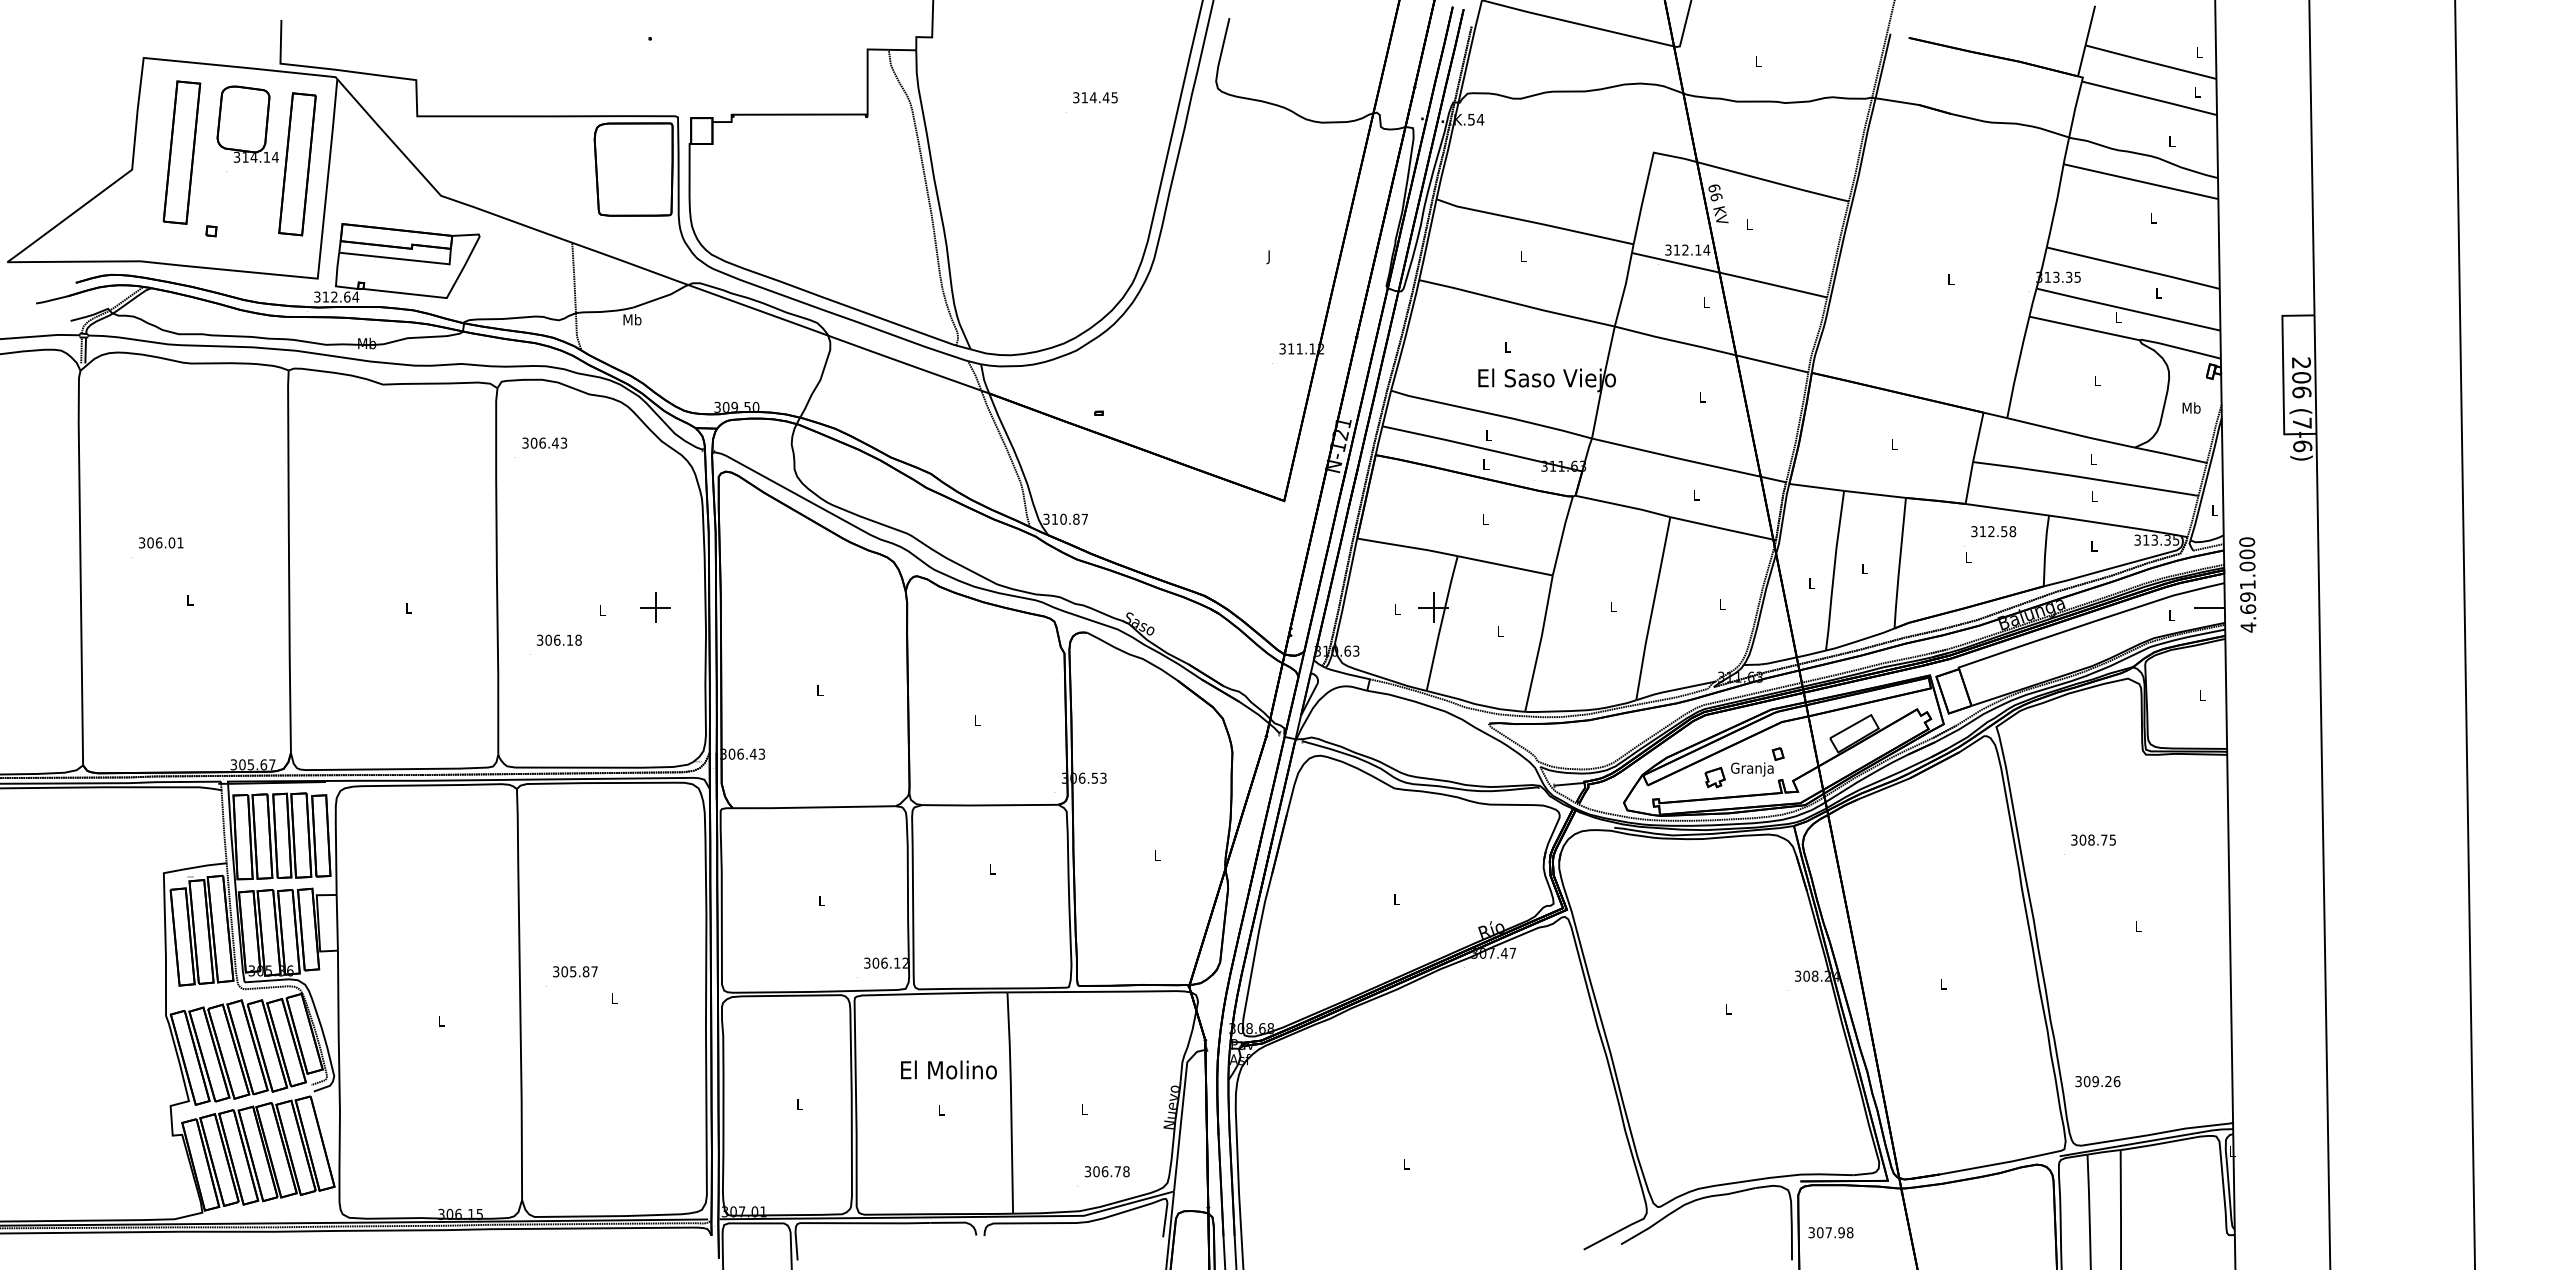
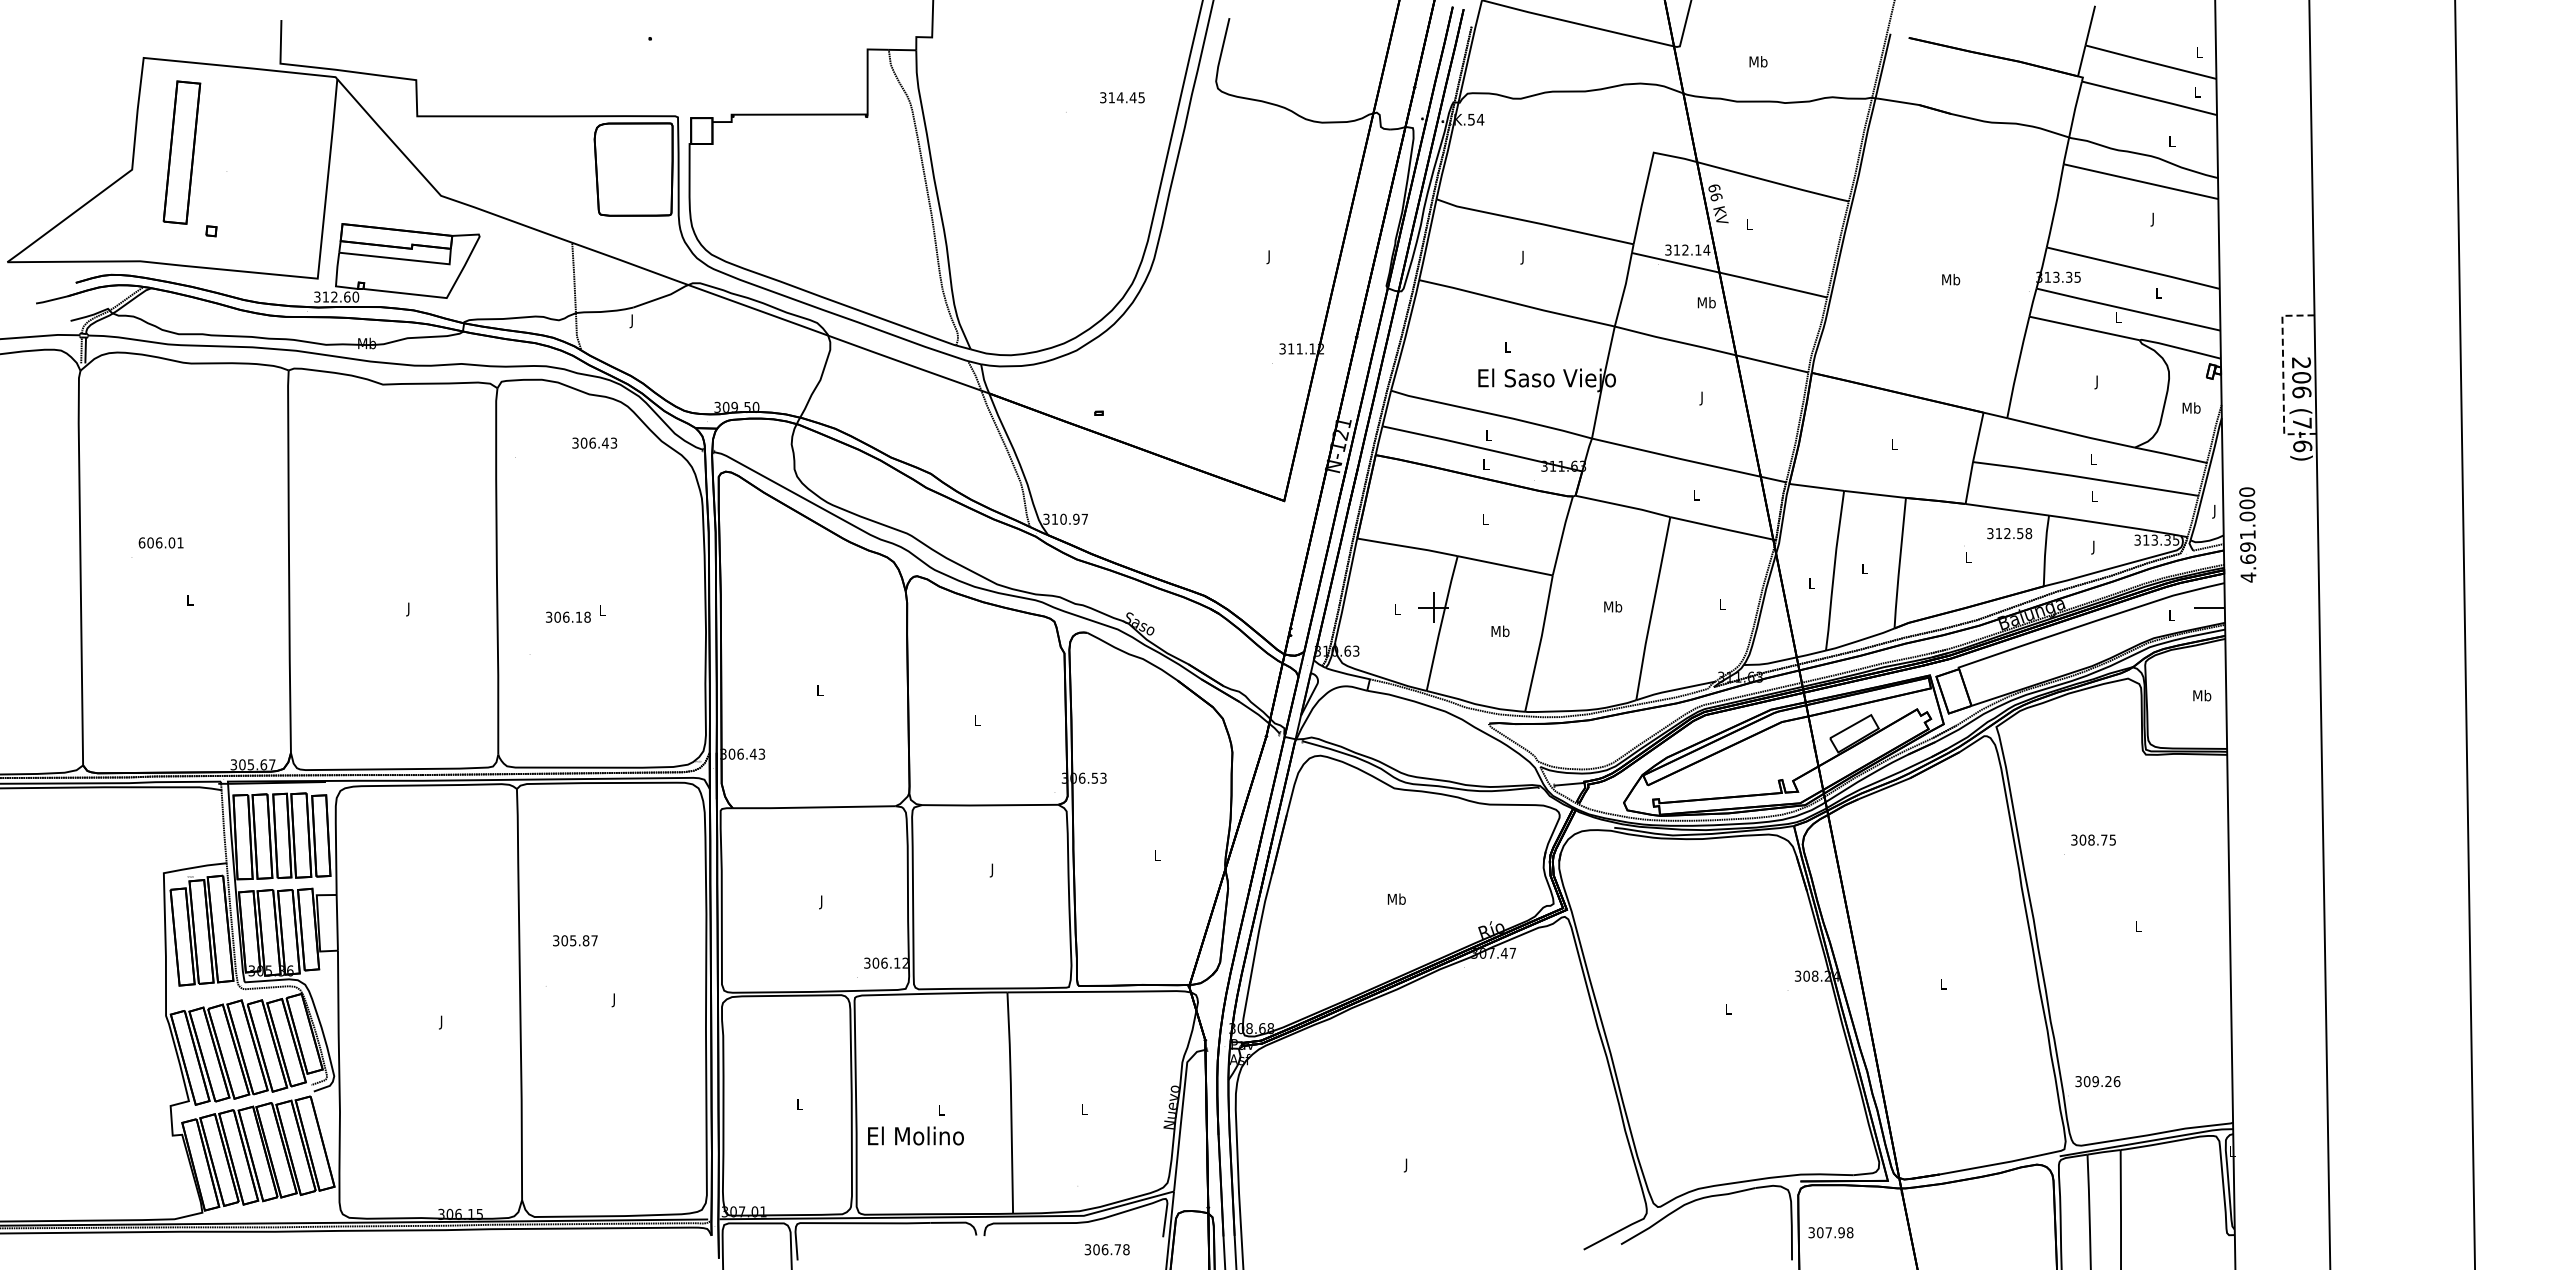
text: L -> Mb (1758, 61)
text position: (1095, 97) -> (1122, 97) (1122, 97)
part: present -> none (266, 160)
text: L -> J (2153, 219)
text: L -> J (1523, 257)
text: L -> Mb (1951, 279)
text: 312.64 -> 312.60 (355, 296)
text: L -> Mb (1706, 302)
text: Mb -> J (632, 321)
line: solid -> dashed (2283, 375)
text: L -> J (2097, 382)
text: L -> J (1702, 398)
text position: (544, 442) -> (594, 442) (594, 442)
text: L -> J (2214, 511)
text: 310.87 -> 310.97 (1076, 519)
text position: (1993, 531) -> (2009, 533) (2009, 533)
text: 306.01 -> 606.01 (141, 542)
text: L -> J (2094, 547)
text position: (2247, 584) -> (2247, 534) (2247, 534)
text: L -> Mb (1613, 606)
part: present -> none (655, 607)
text: L -> J (408, 609)
text: L -> Mb (1500, 631)
text position: (559, 639) -> (568, 616) (568, 616)
text: L -> Mb (2202, 695)
part: present -> none (1744, 767)
text: L -> J (992, 870)
text: L -> Mb (1396, 898)
text: L -> J (821, 902)
text position: (575, 971) -> (575, 940) (575, 940)
text: L -> J (614, 1000)
text: L -> J (441, 1022)
text position: (948, 1069) -> (915, 1135) (915, 1135)
text: L -> J (1406, 1165)
text position: (1106, 1171) -> (1106, 1249) (1106, 1249)
